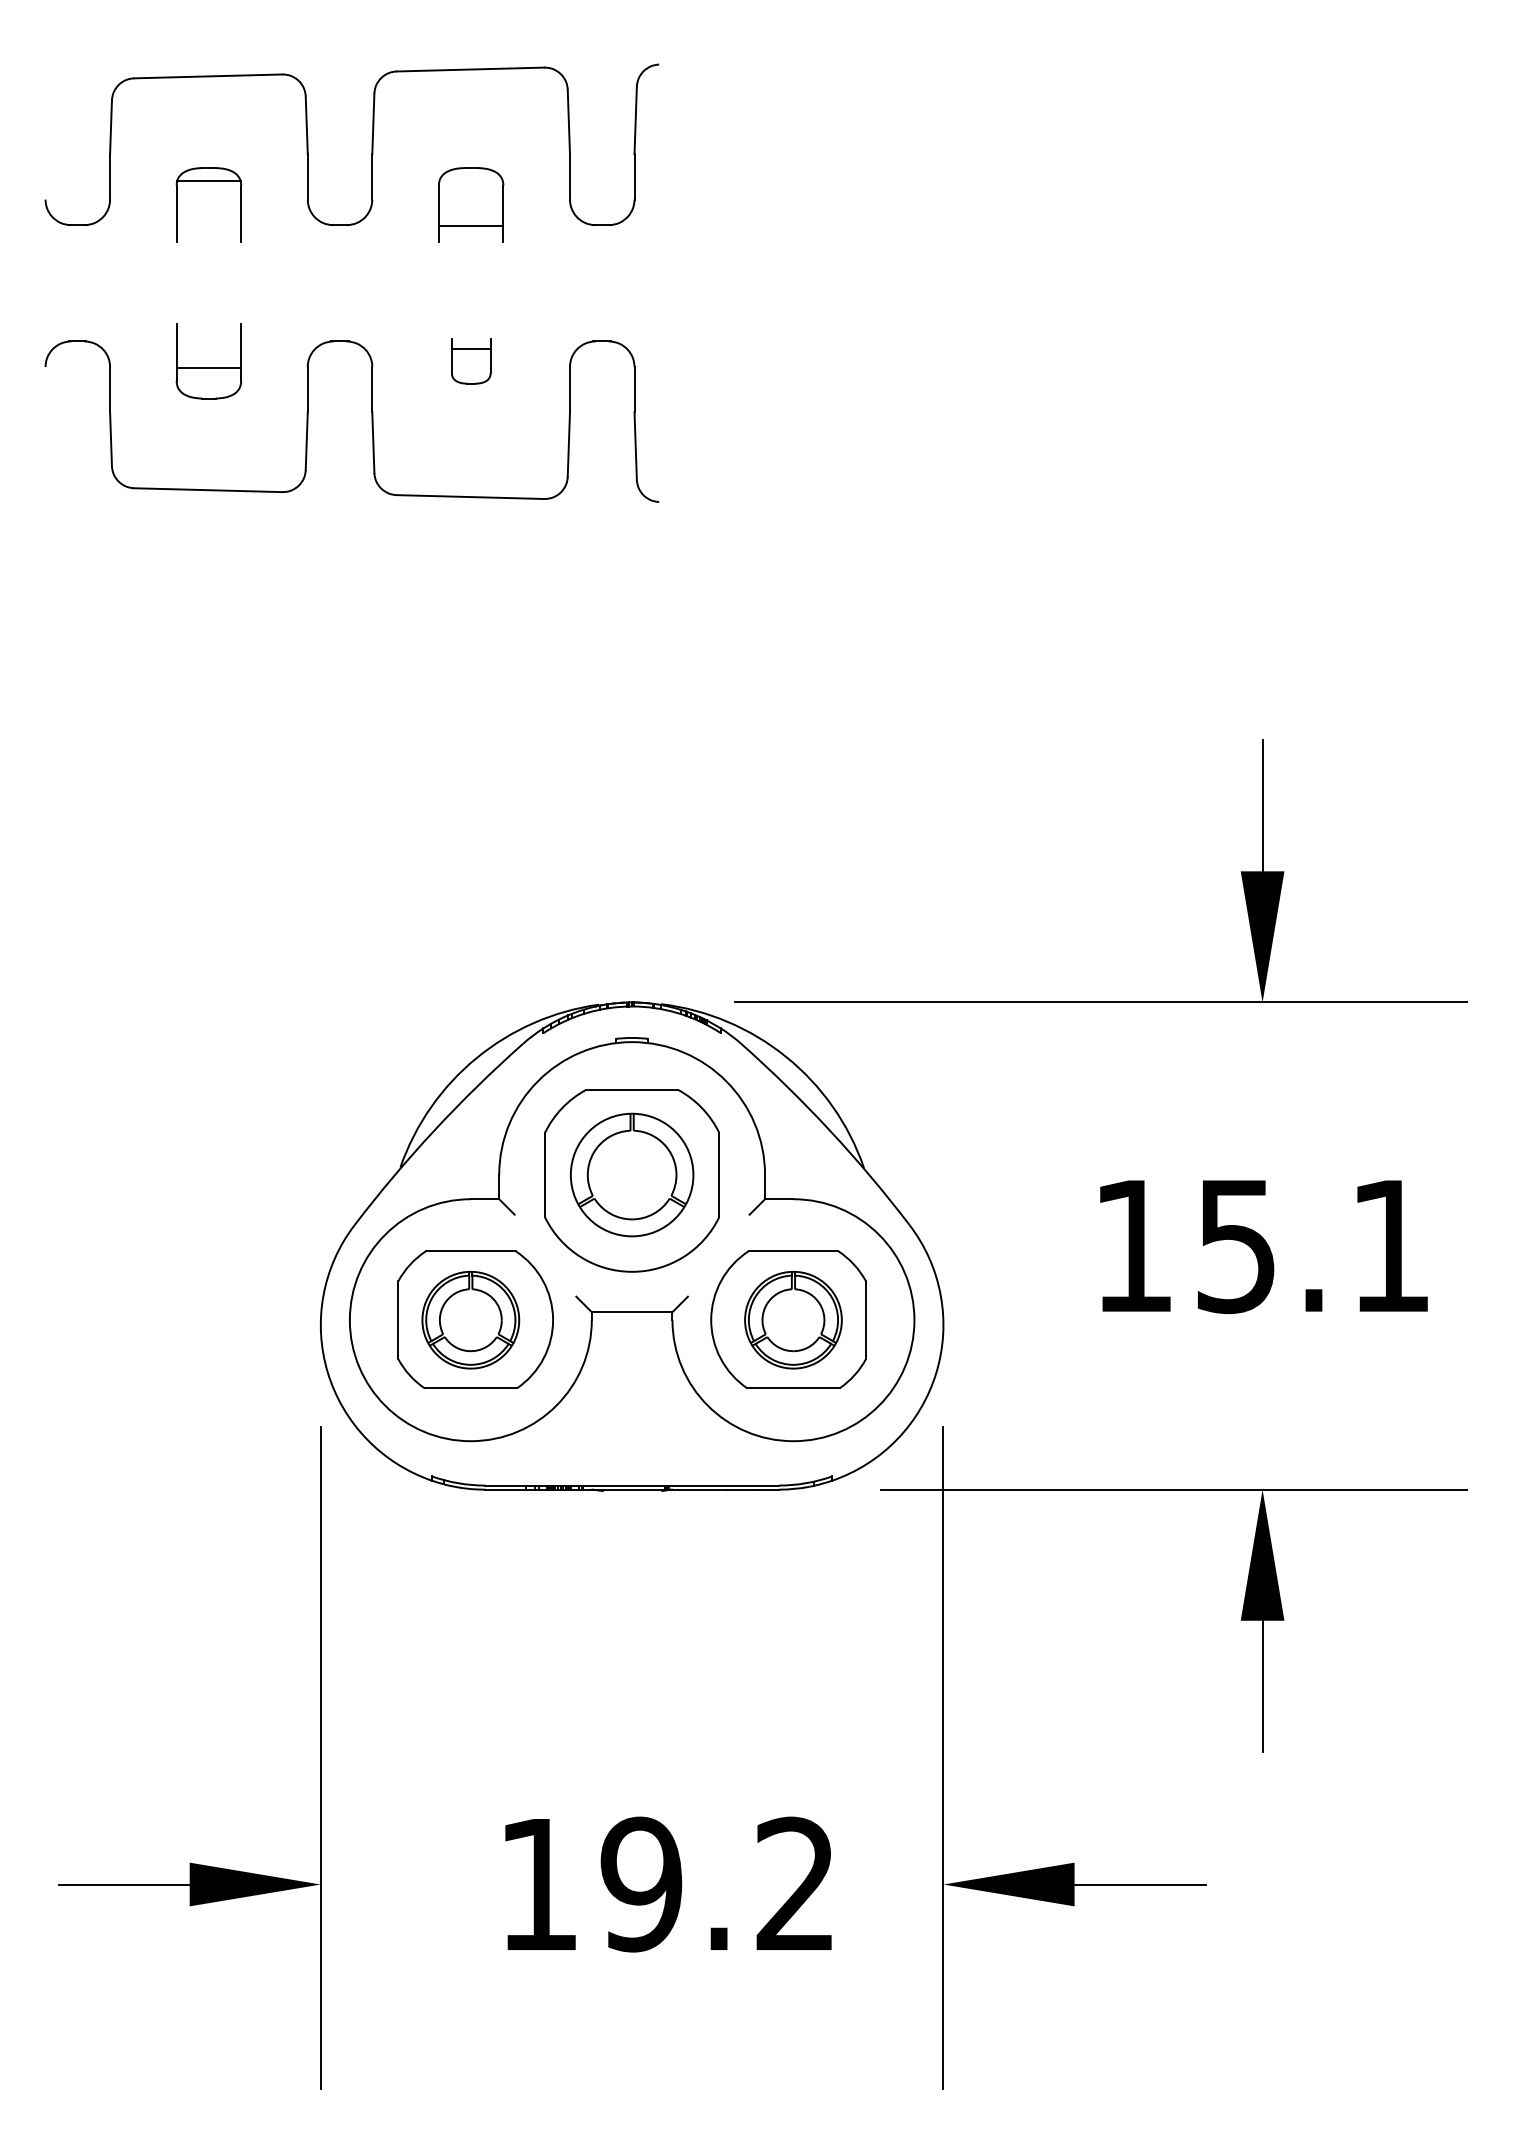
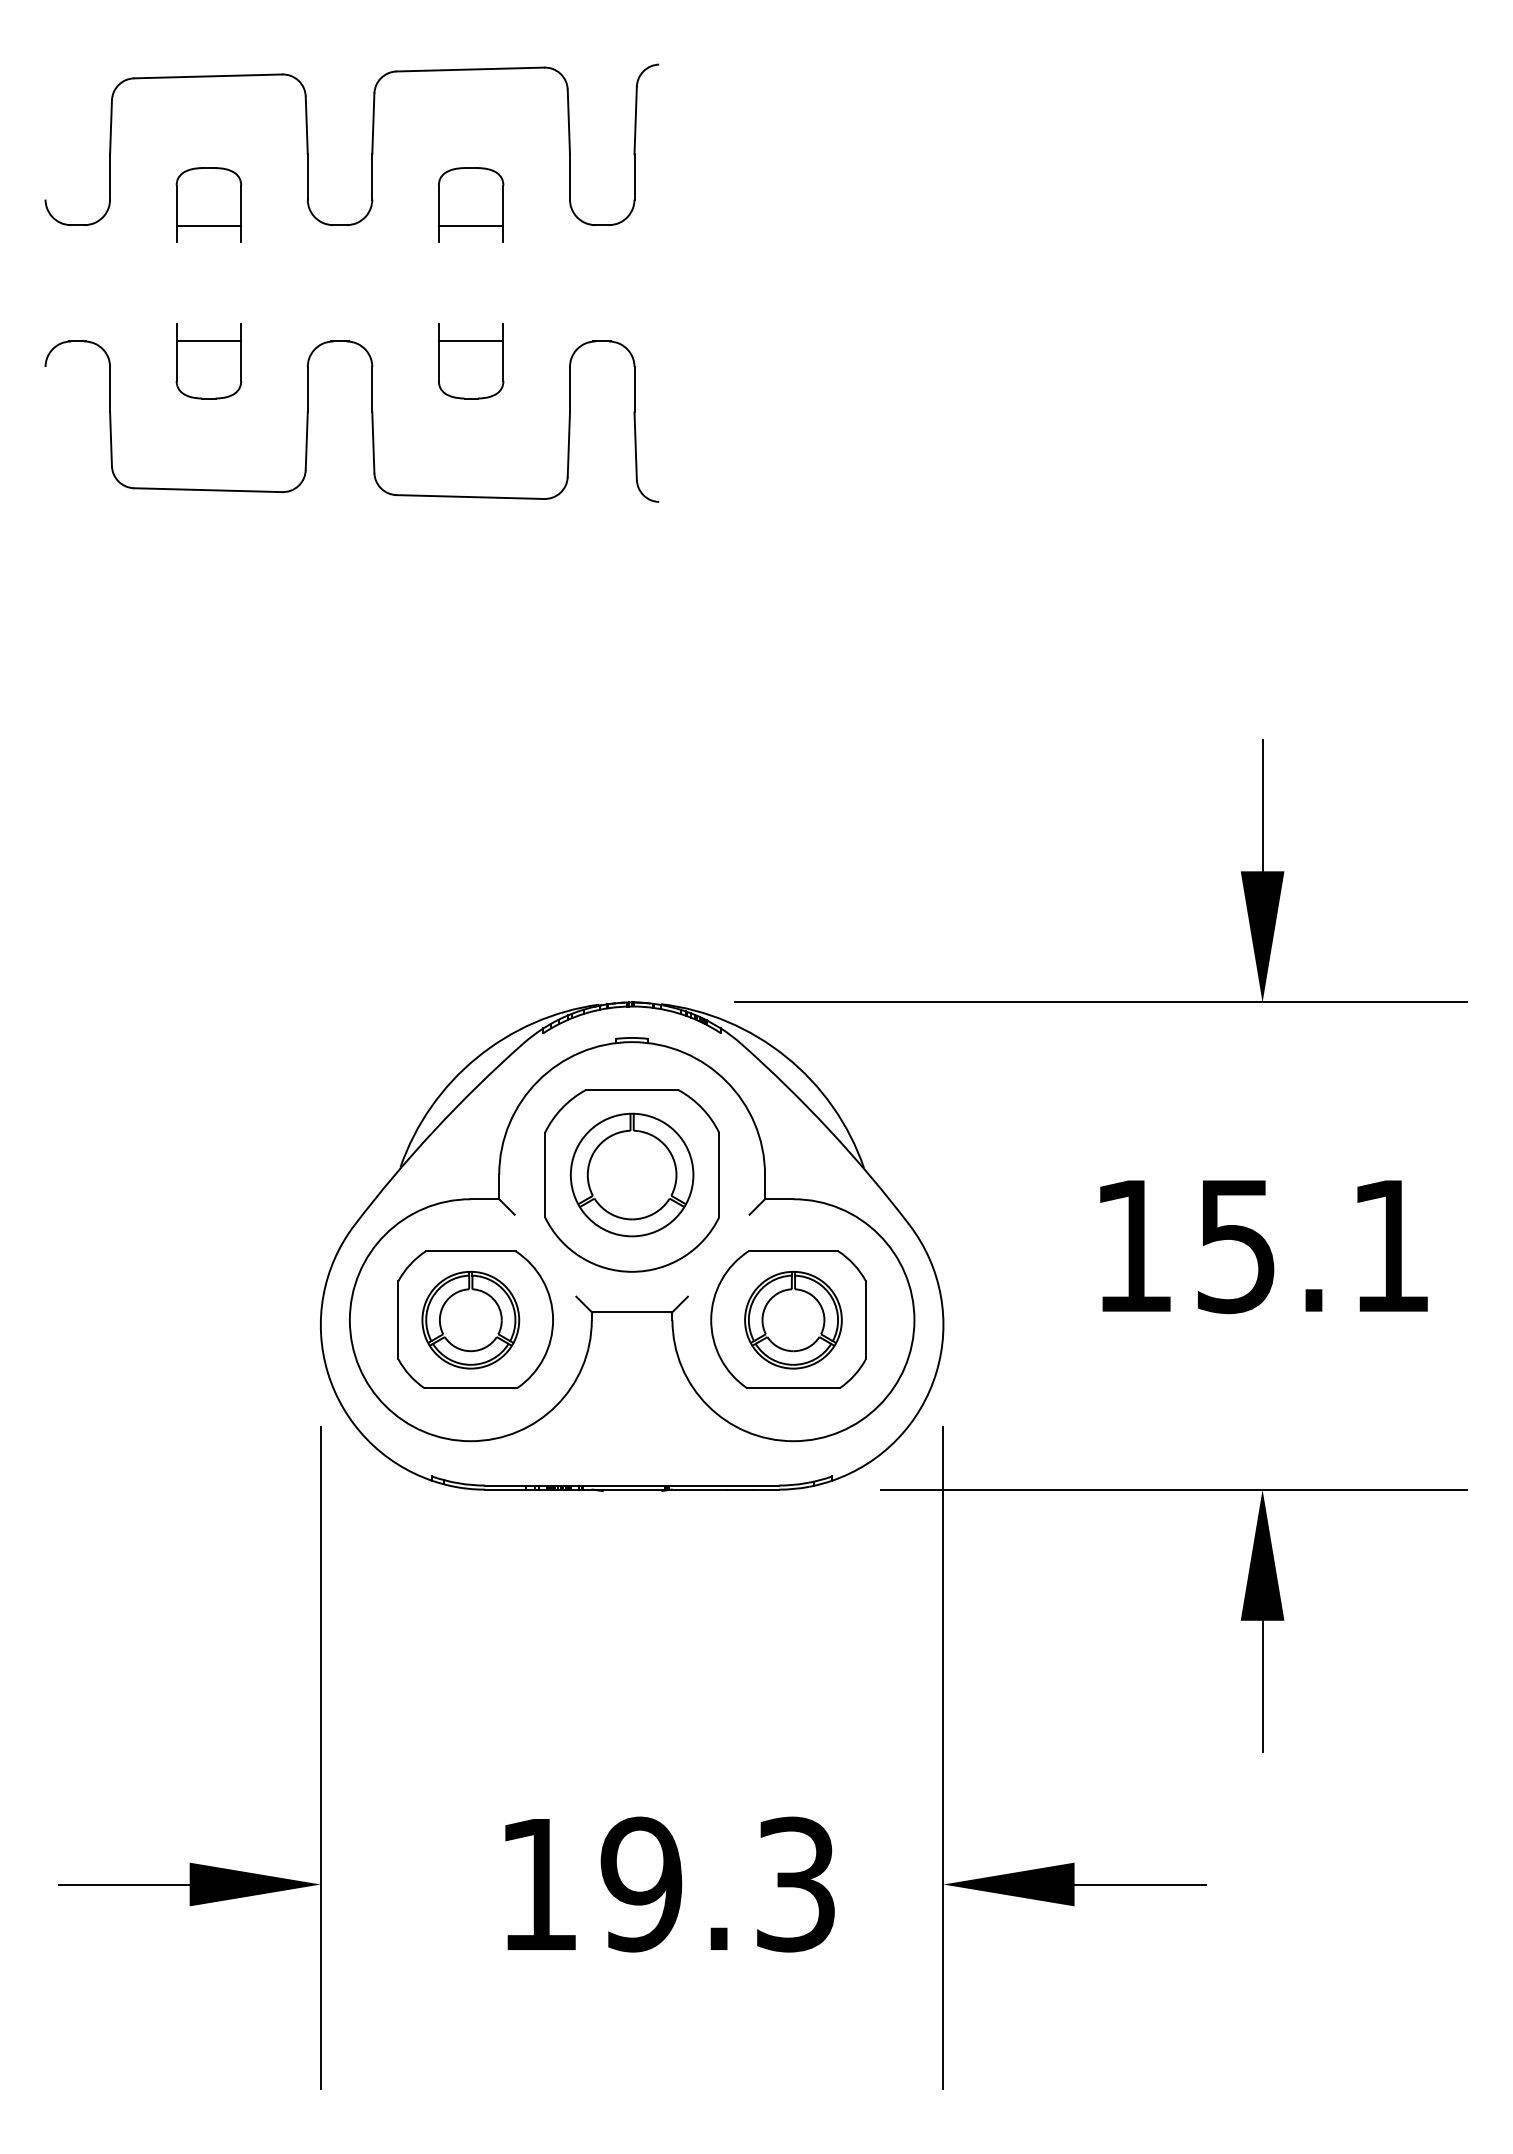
line position: (208, 180) -> (208, 225) (208, 225)
part size: 41x47 px -> 67x77 px (471, 361)
line position: (208, 368) -> (208, 341) (208, 341)
text: 19.2 -> 19.3 (795, 1884)
